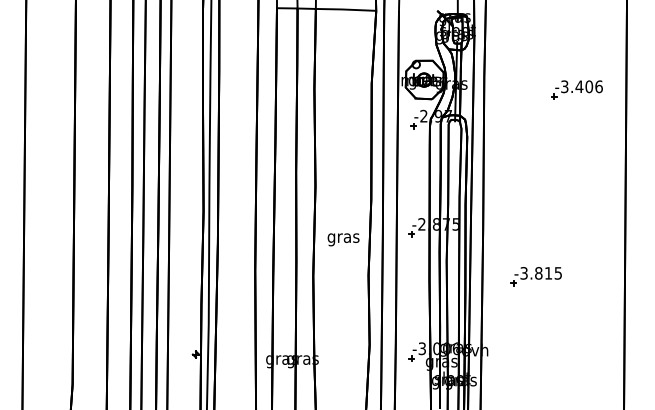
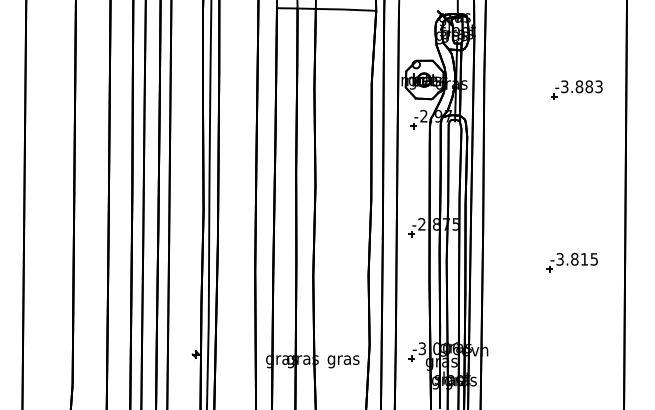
text: -3.406 -> -3.883 (588, 86)
text position: (343, 239) -> (343, 361) (343, 361)
part position: (535, 276) -> (571, 262) (571, 262)
